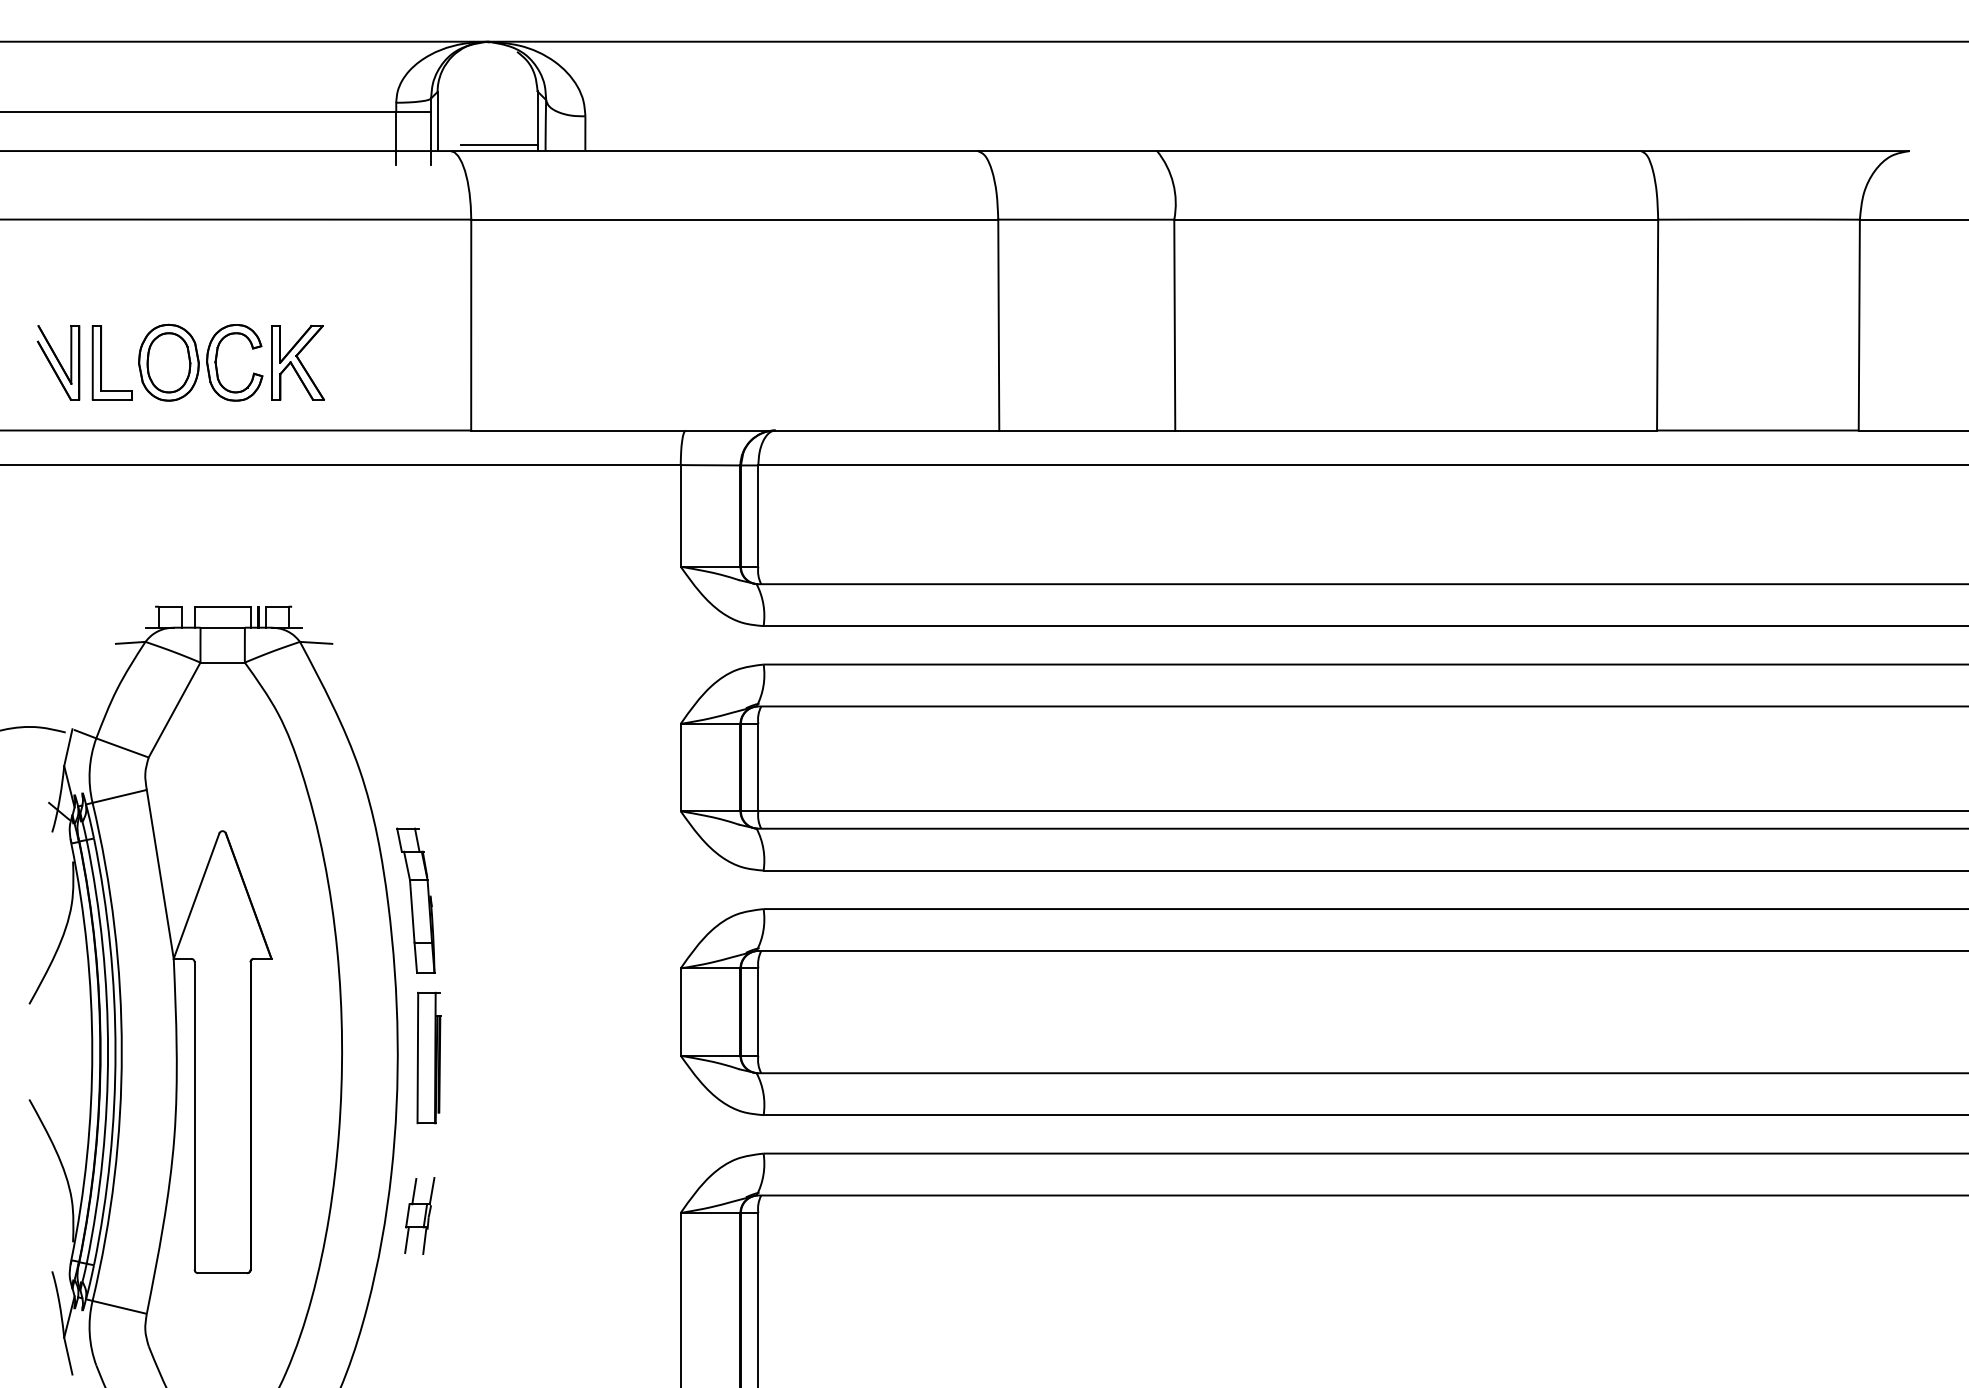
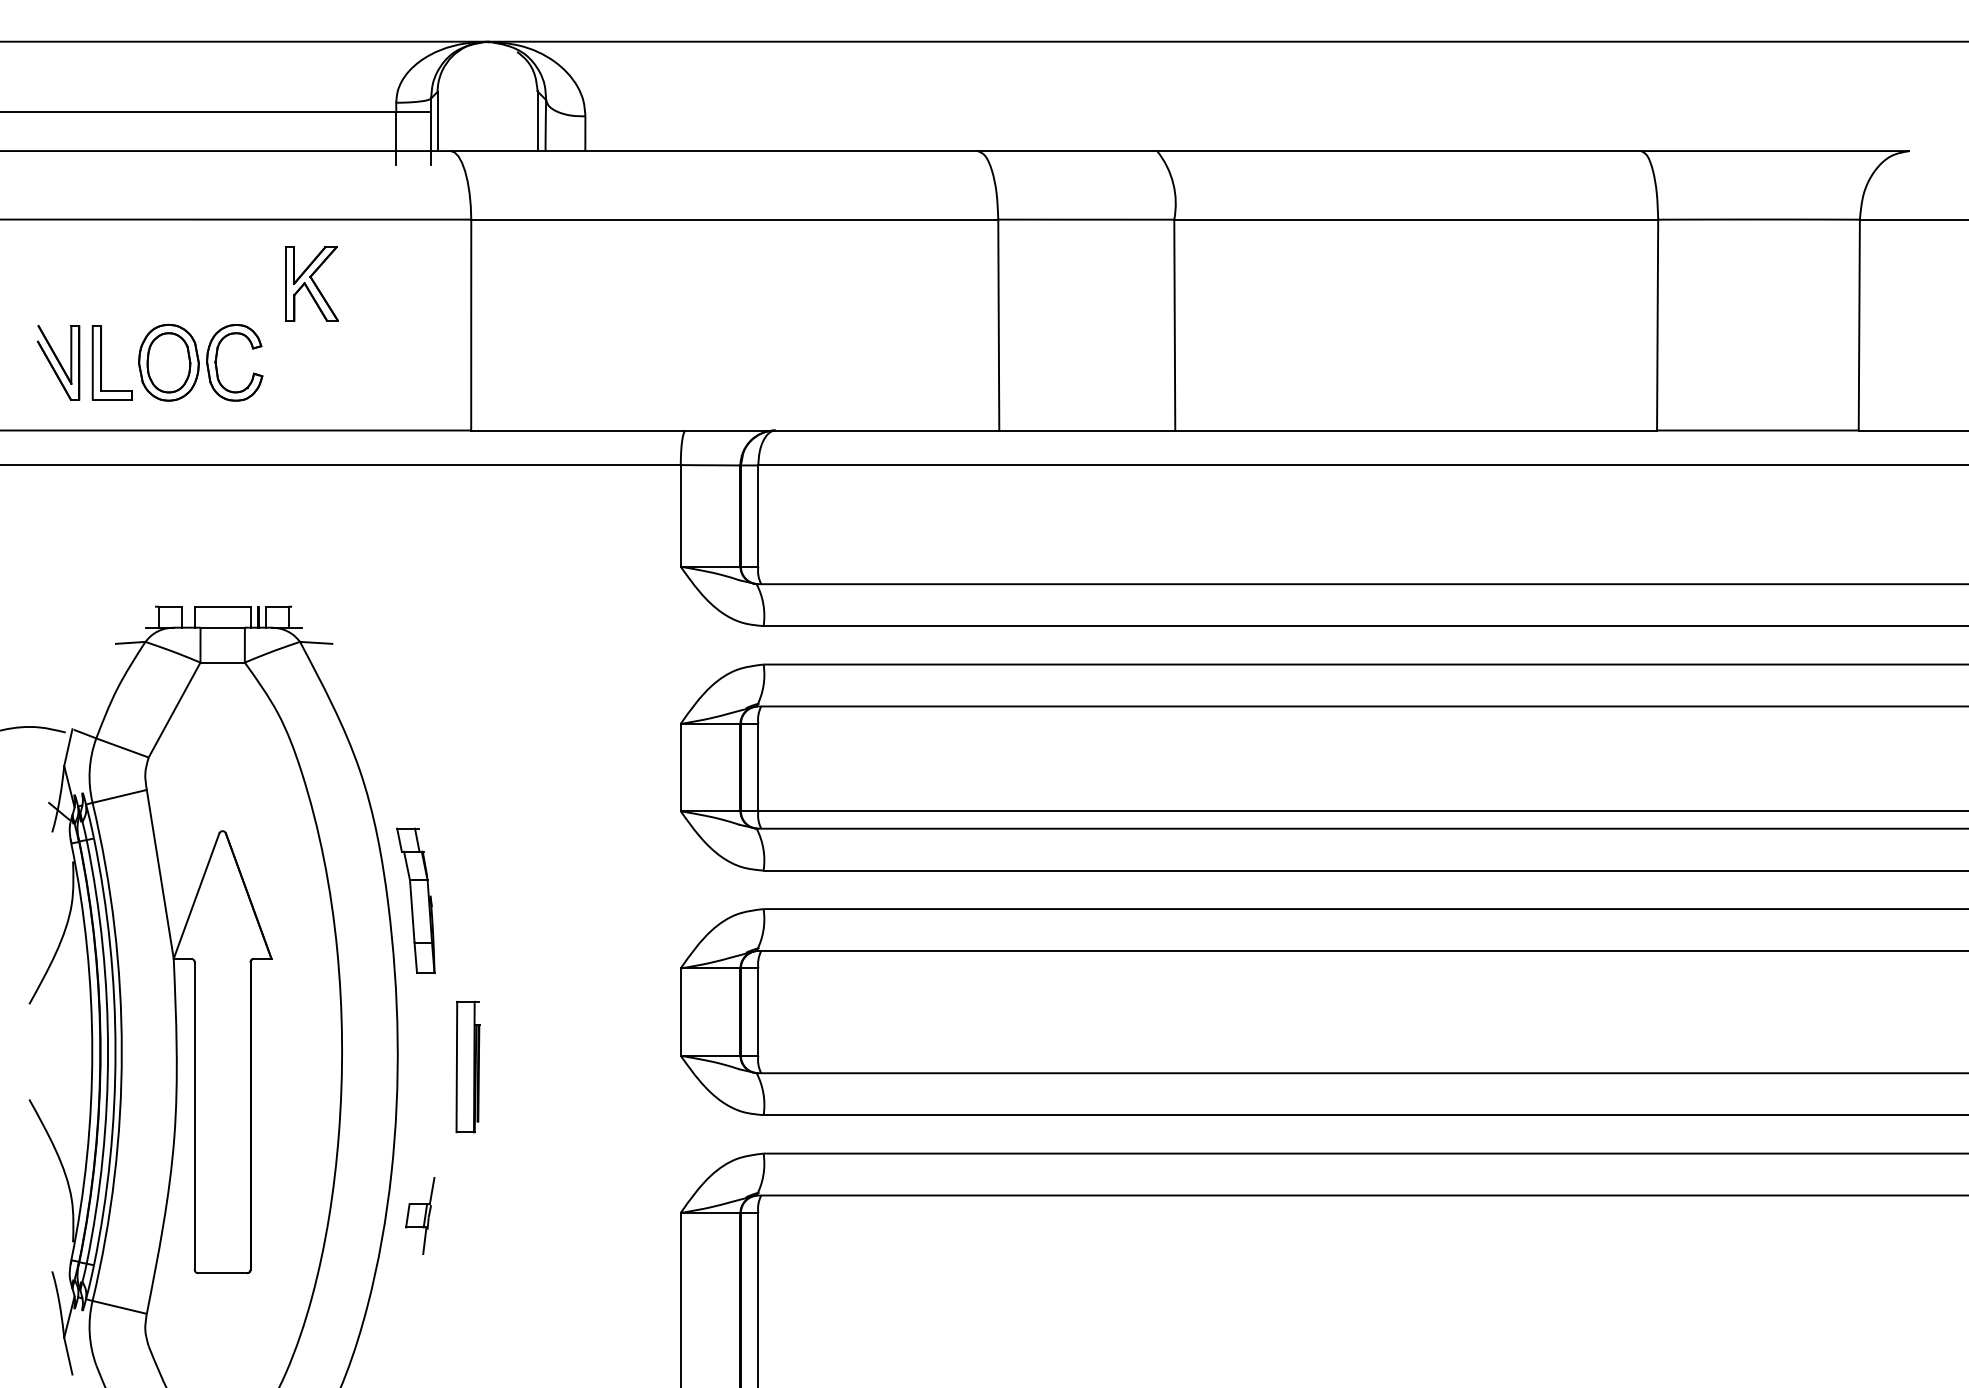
line: present -> none (499, 145)
part position: (297, 362) -> (311, 283) (311, 283)
part position: (428, 1057) -> (467, 1066) (467, 1066)
line: present -> none (414, 1191)
line: present -> none (406, 1240)
